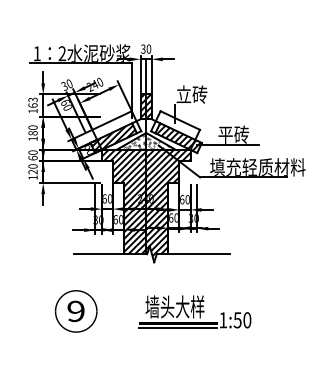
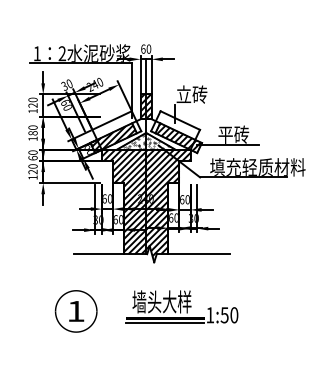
text: 30 -> 60 (143, 48)
text: 163 -> 120 (32, 102)
text: 9 -> 1 (75, 311)
part position: (194, 311) -> (181, 306) (181, 306)
